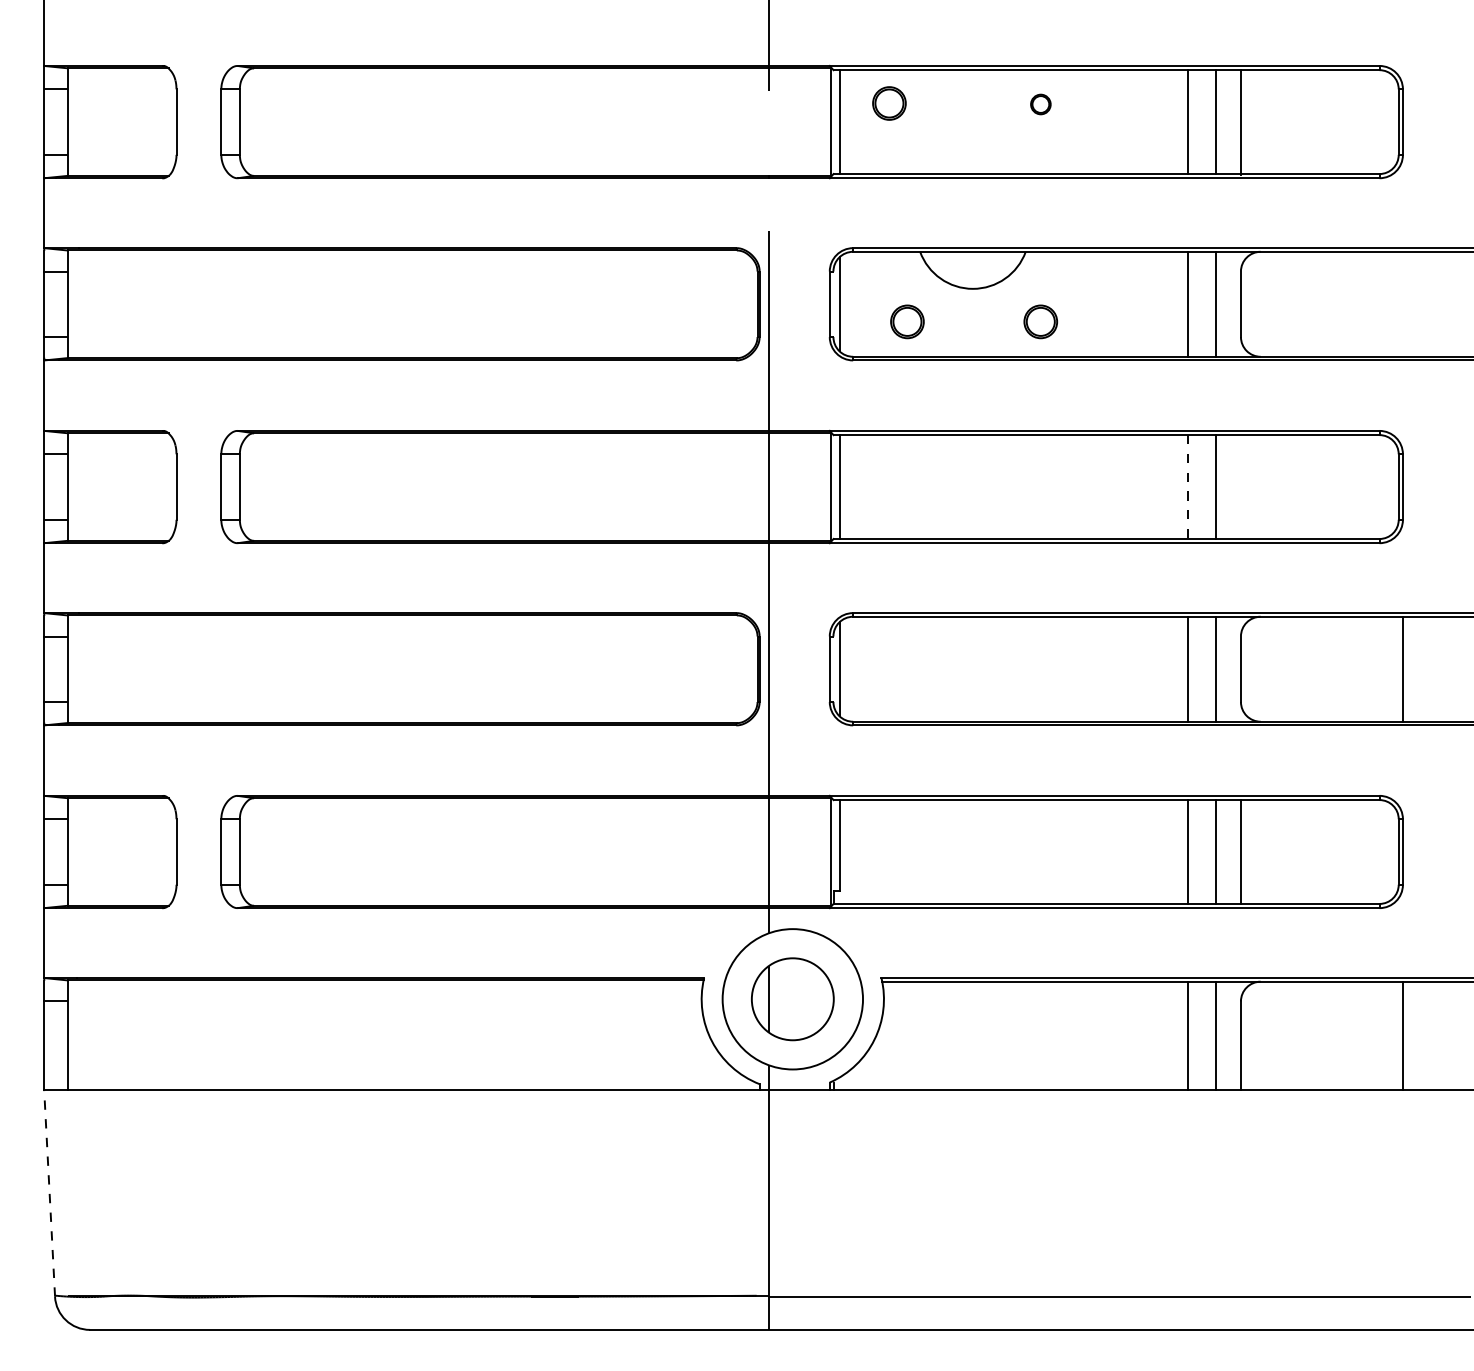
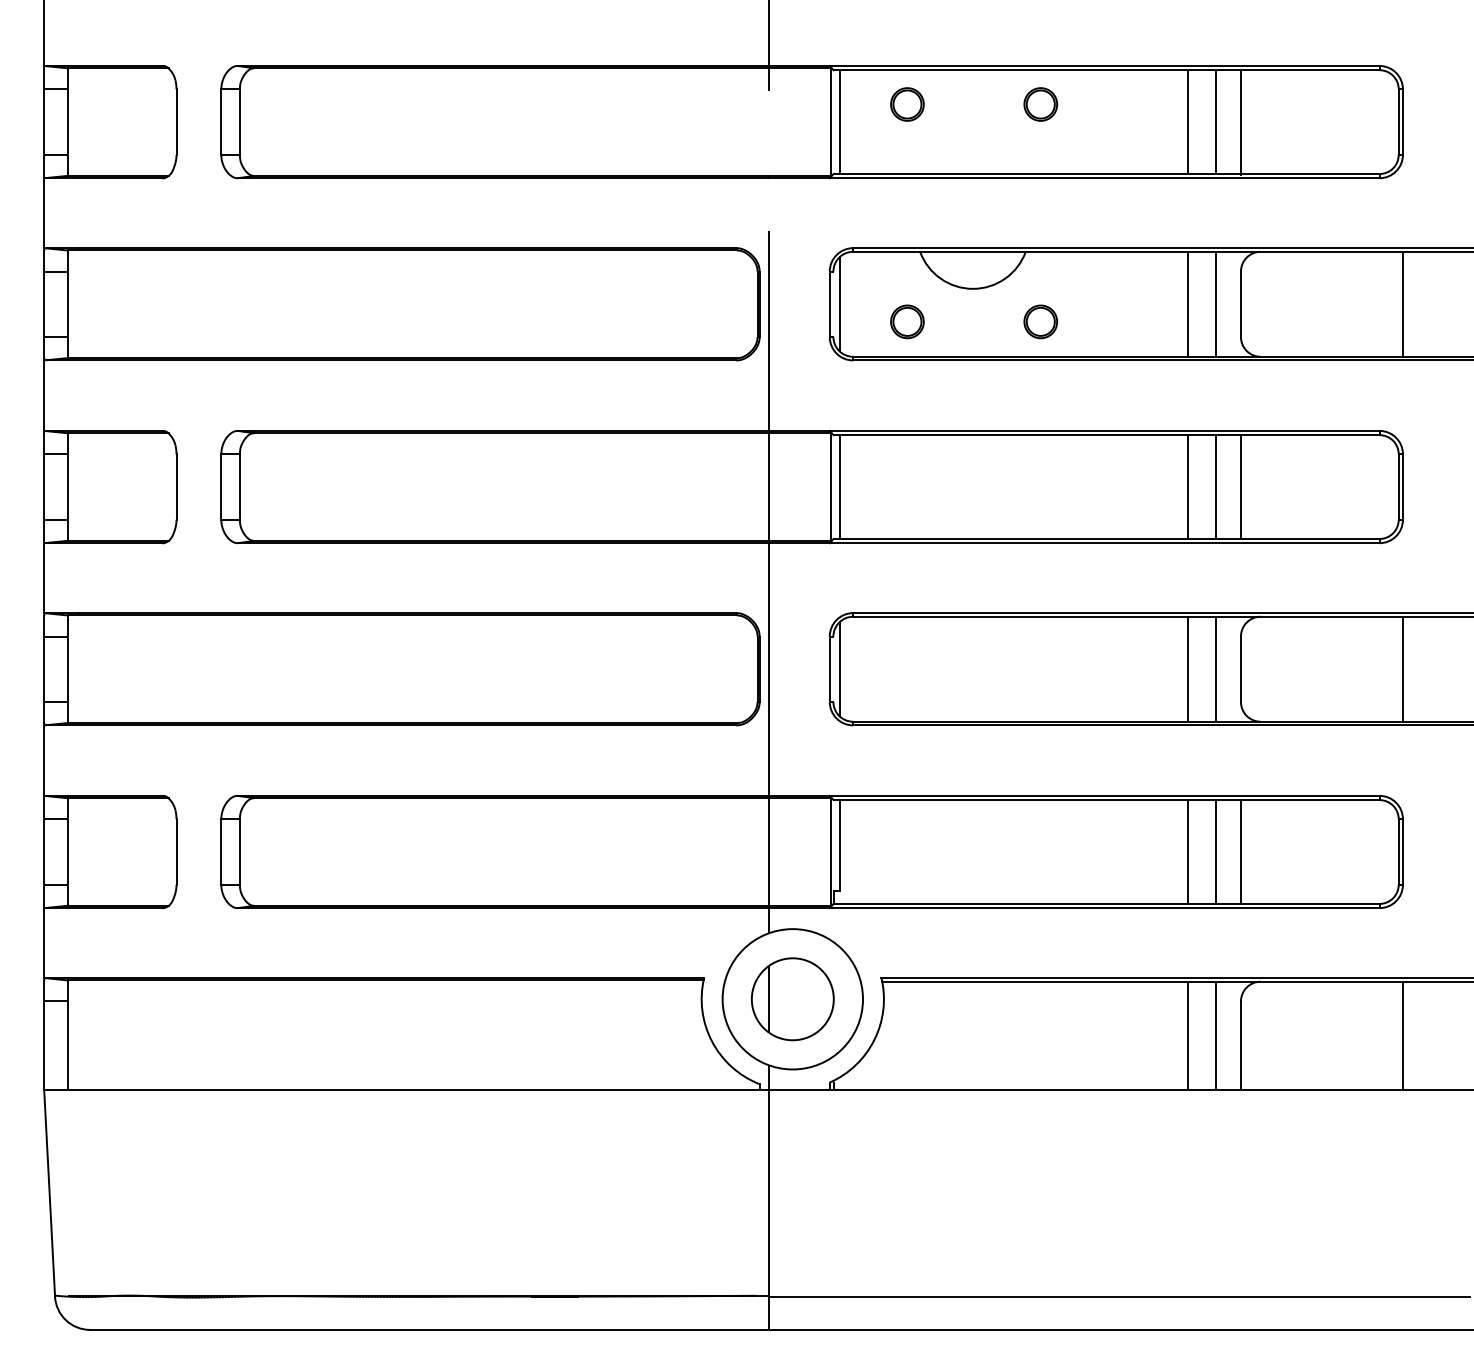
part position: (889, 103) -> (907, 104) (907, 104)
part size: 22x23 px -> 36x35 px (1040, 104)
line: none -> present (1402, 303)
line: none -> present (1241, 486)
line: dashed -> solid (1188, 487)
line: dashed -> solid (49, 1193)
